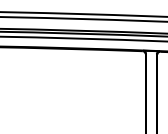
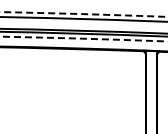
arc: solid -> dashed (82, 14)
arc: solid -> dashed (84, 38)
